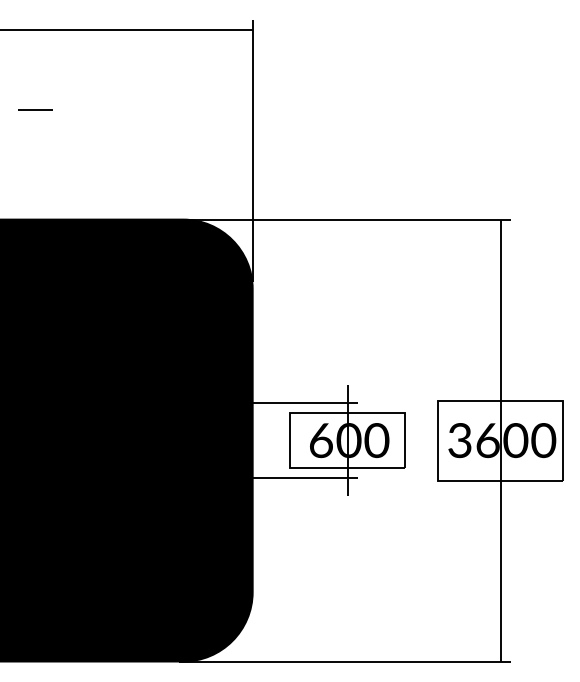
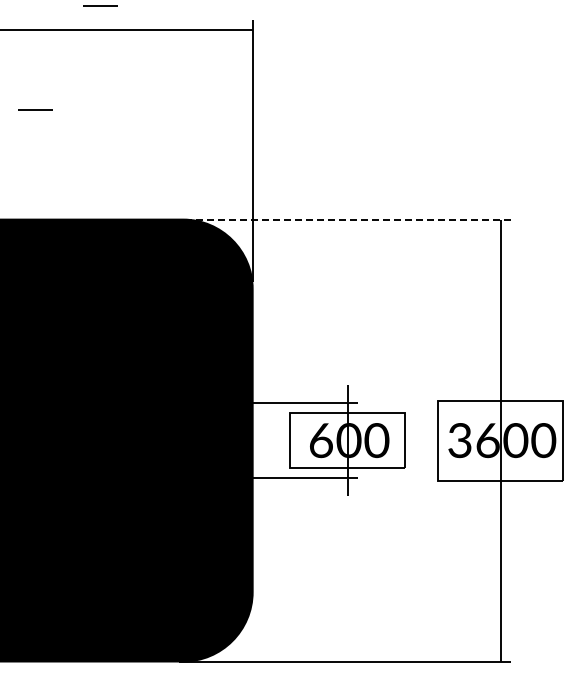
line: none -> present (100, 5)
line: solid -> dashed (344, 219)
